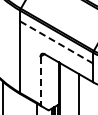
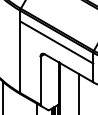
line: dashed -> solid (57, 42)
line: dashed -> solid (40, 81)
